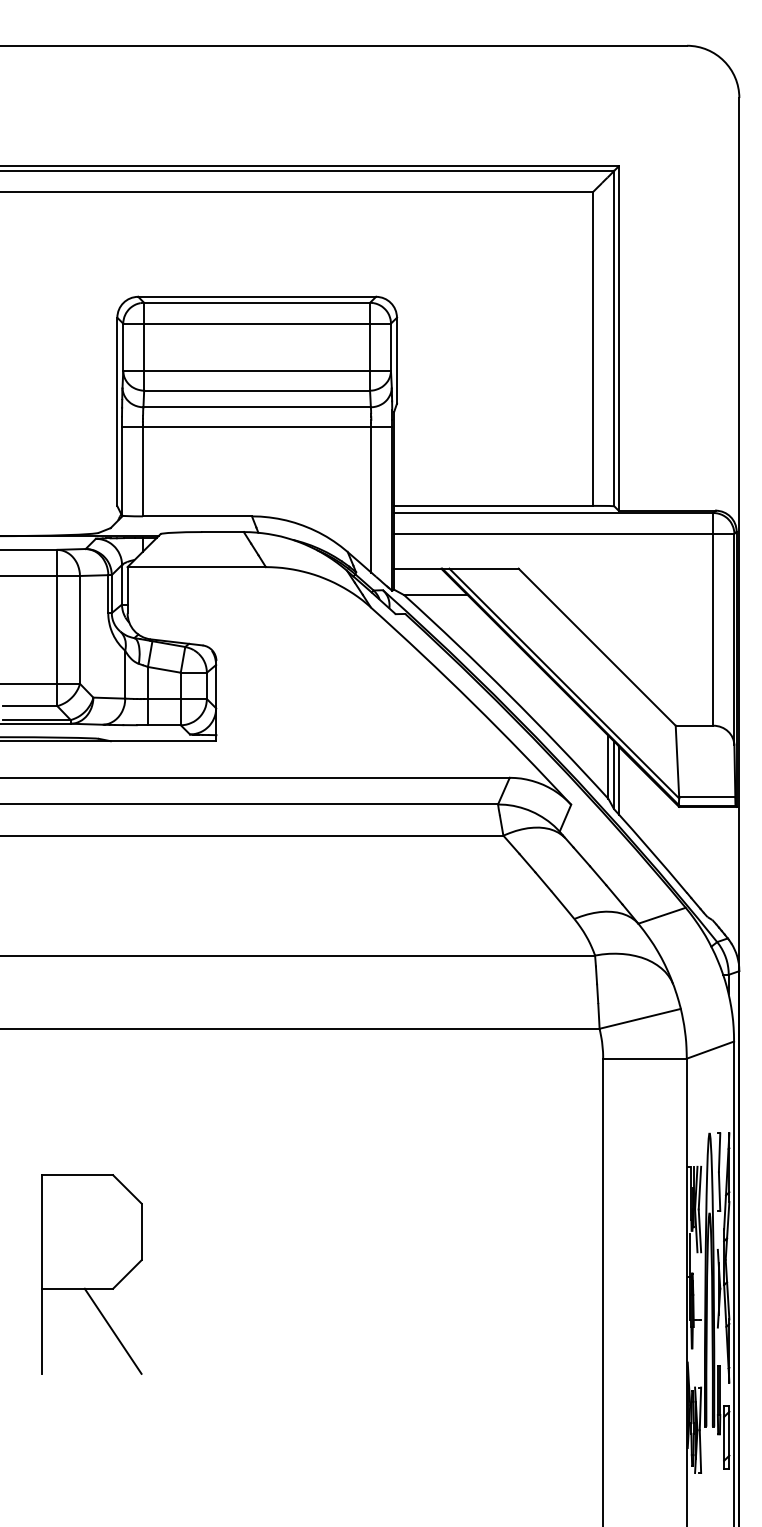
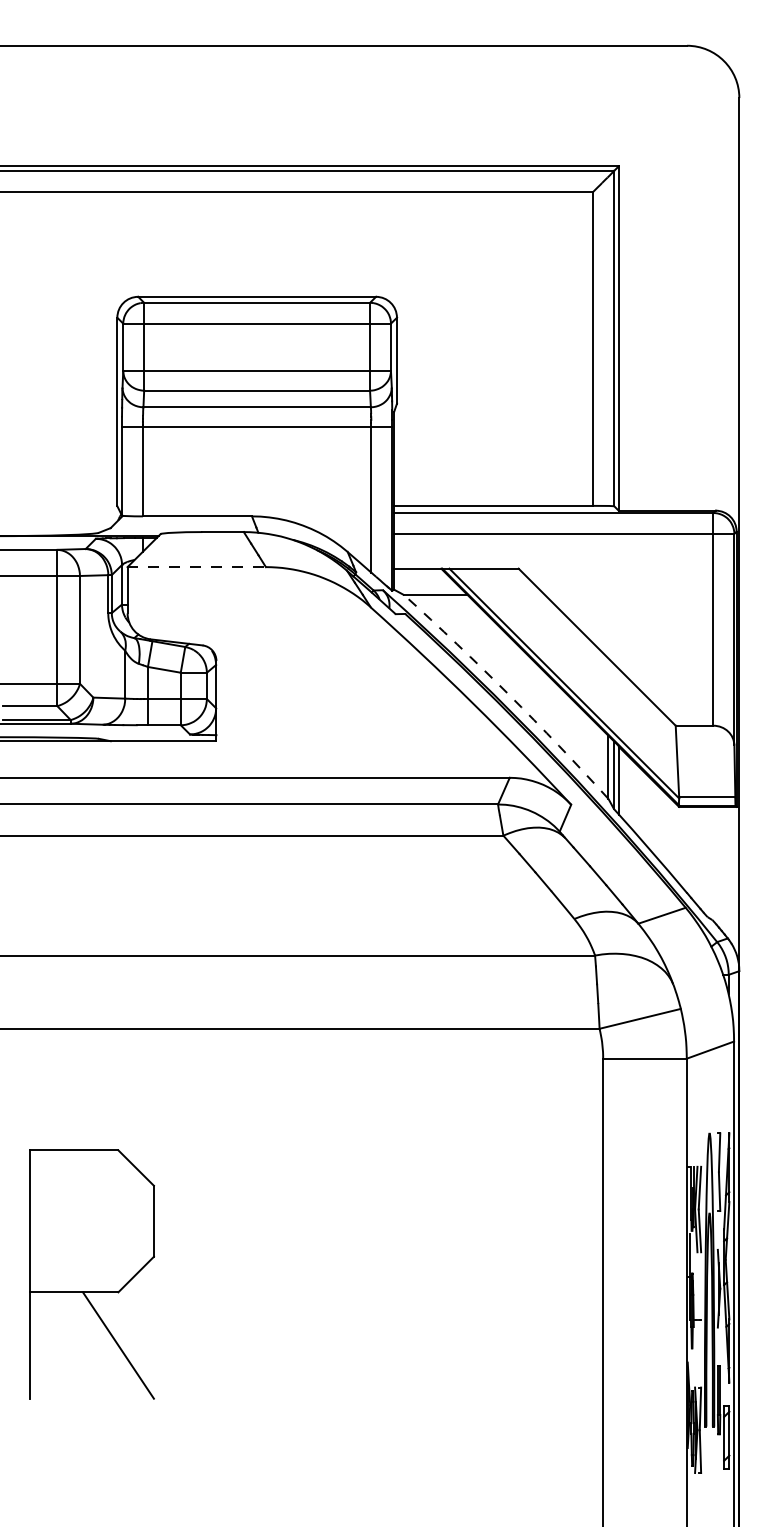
line: solid -> dashed (197, 567)
arc: solid -> dashed (508, 694)
part size: 102x201 px -> 126x251 px (91, 1274)
